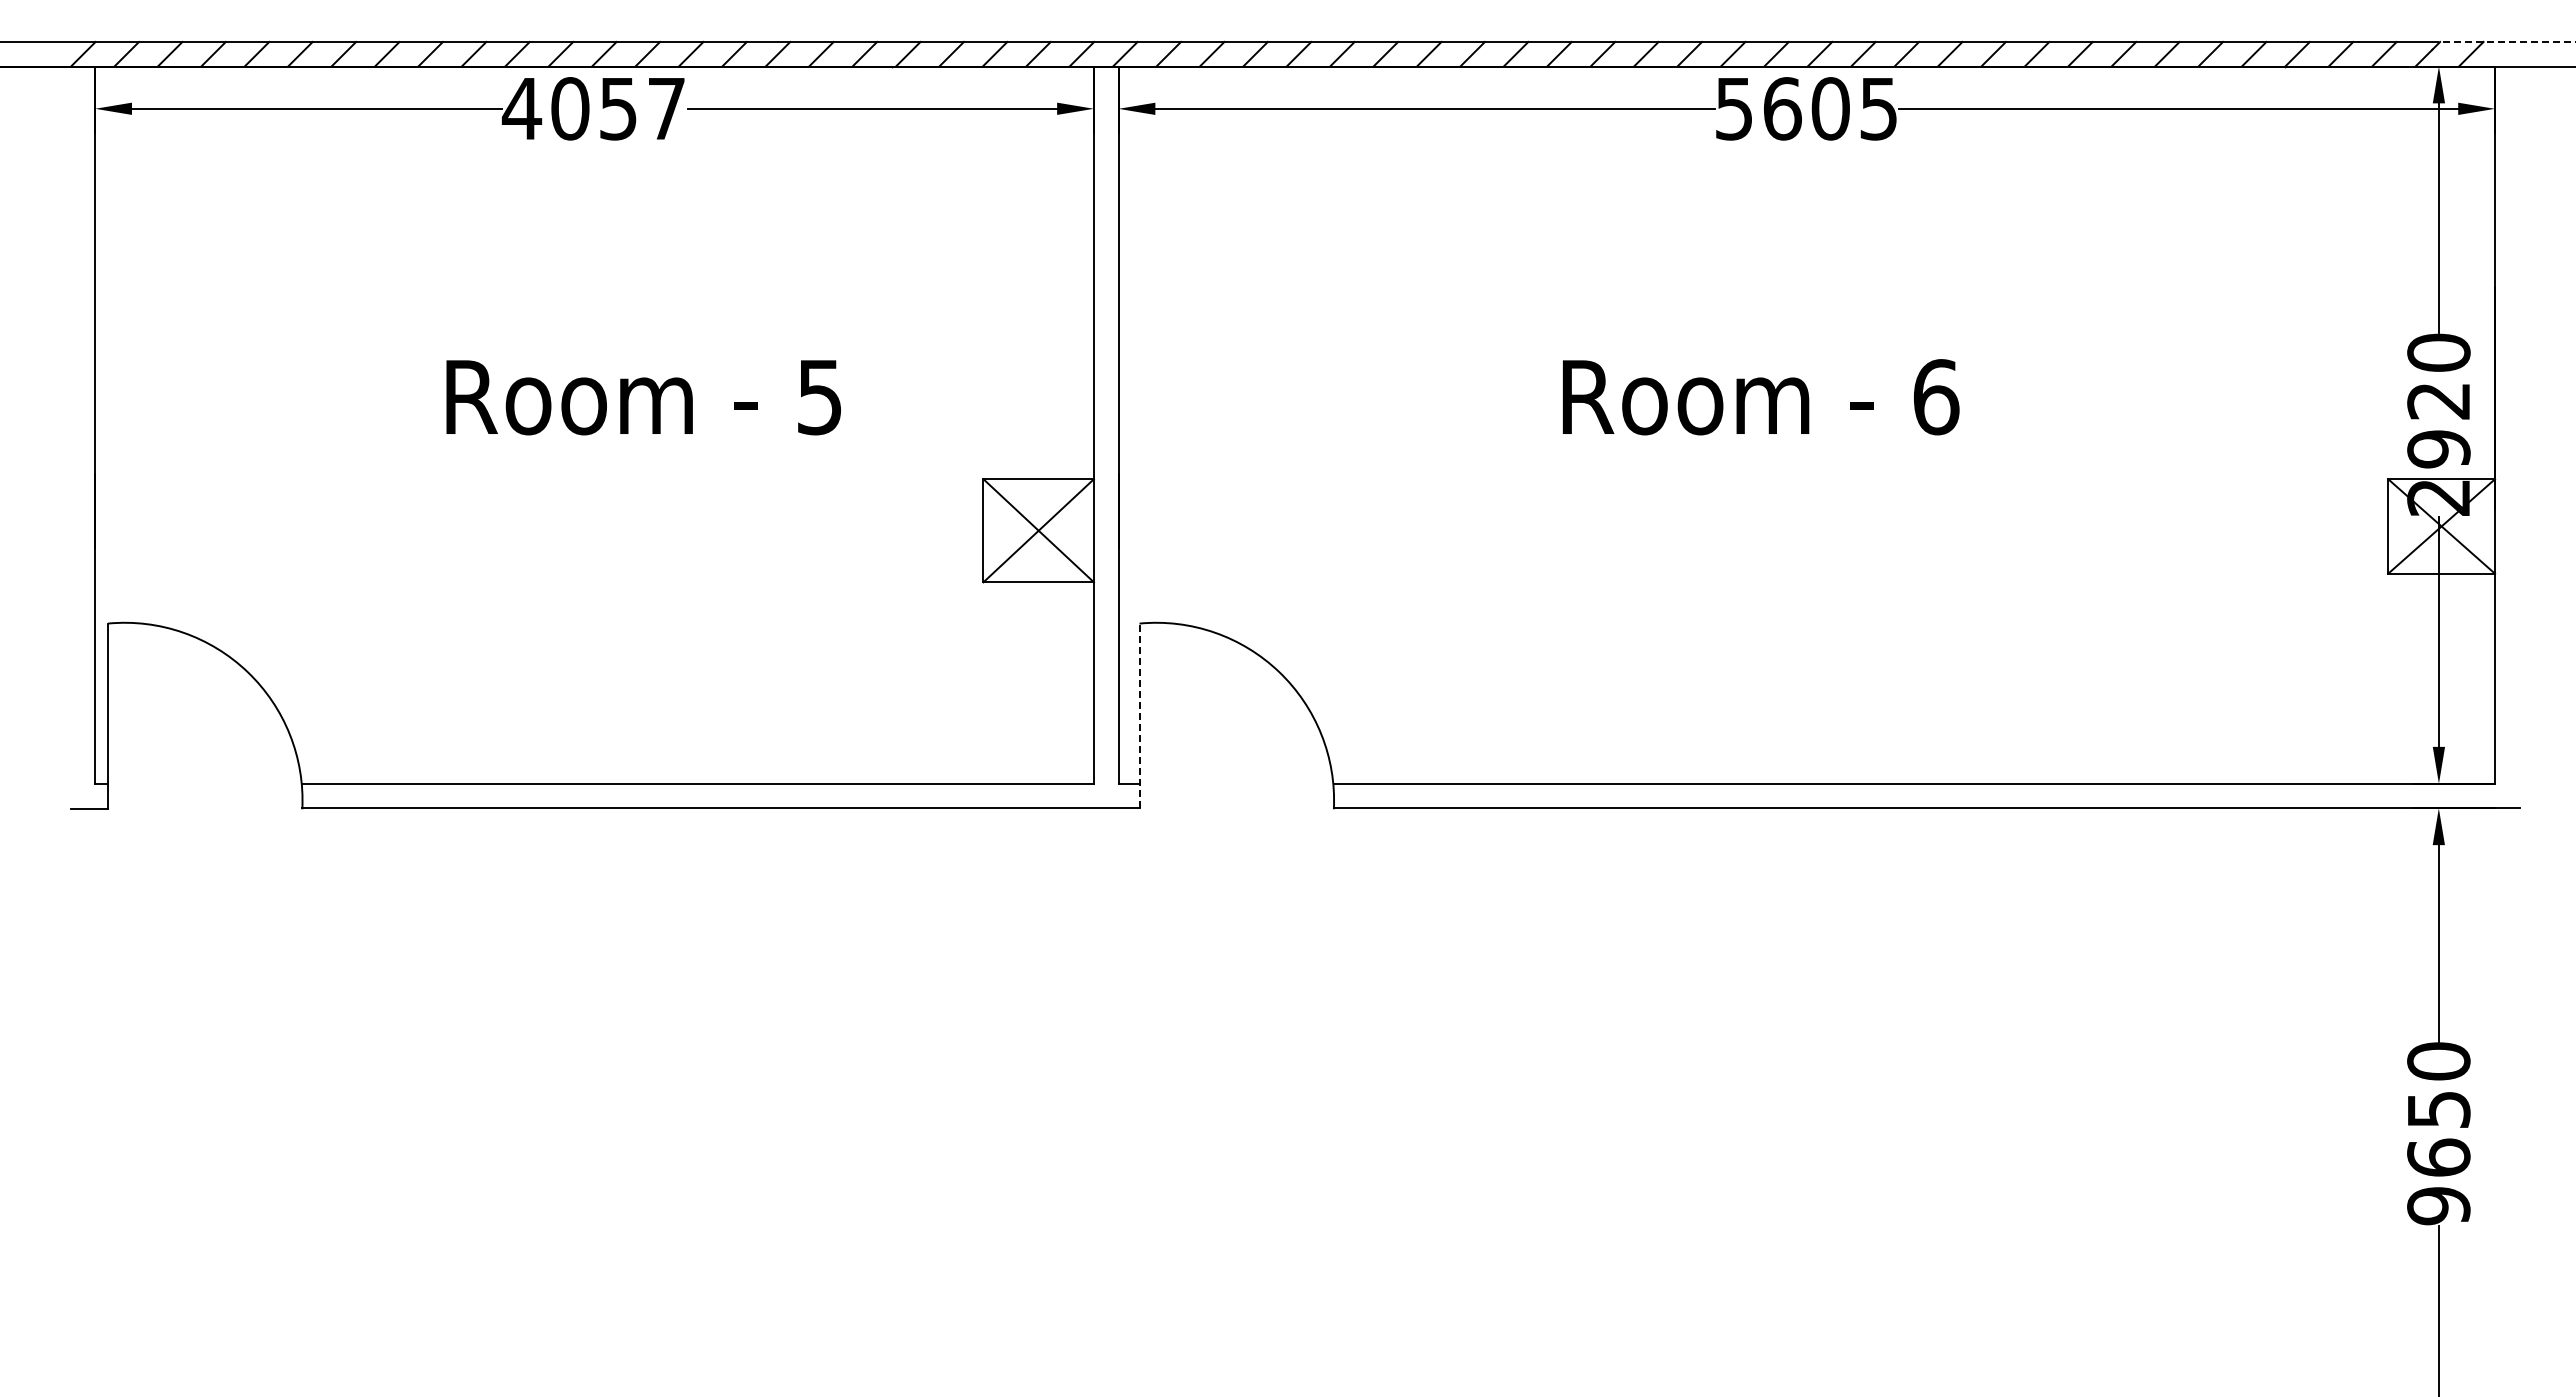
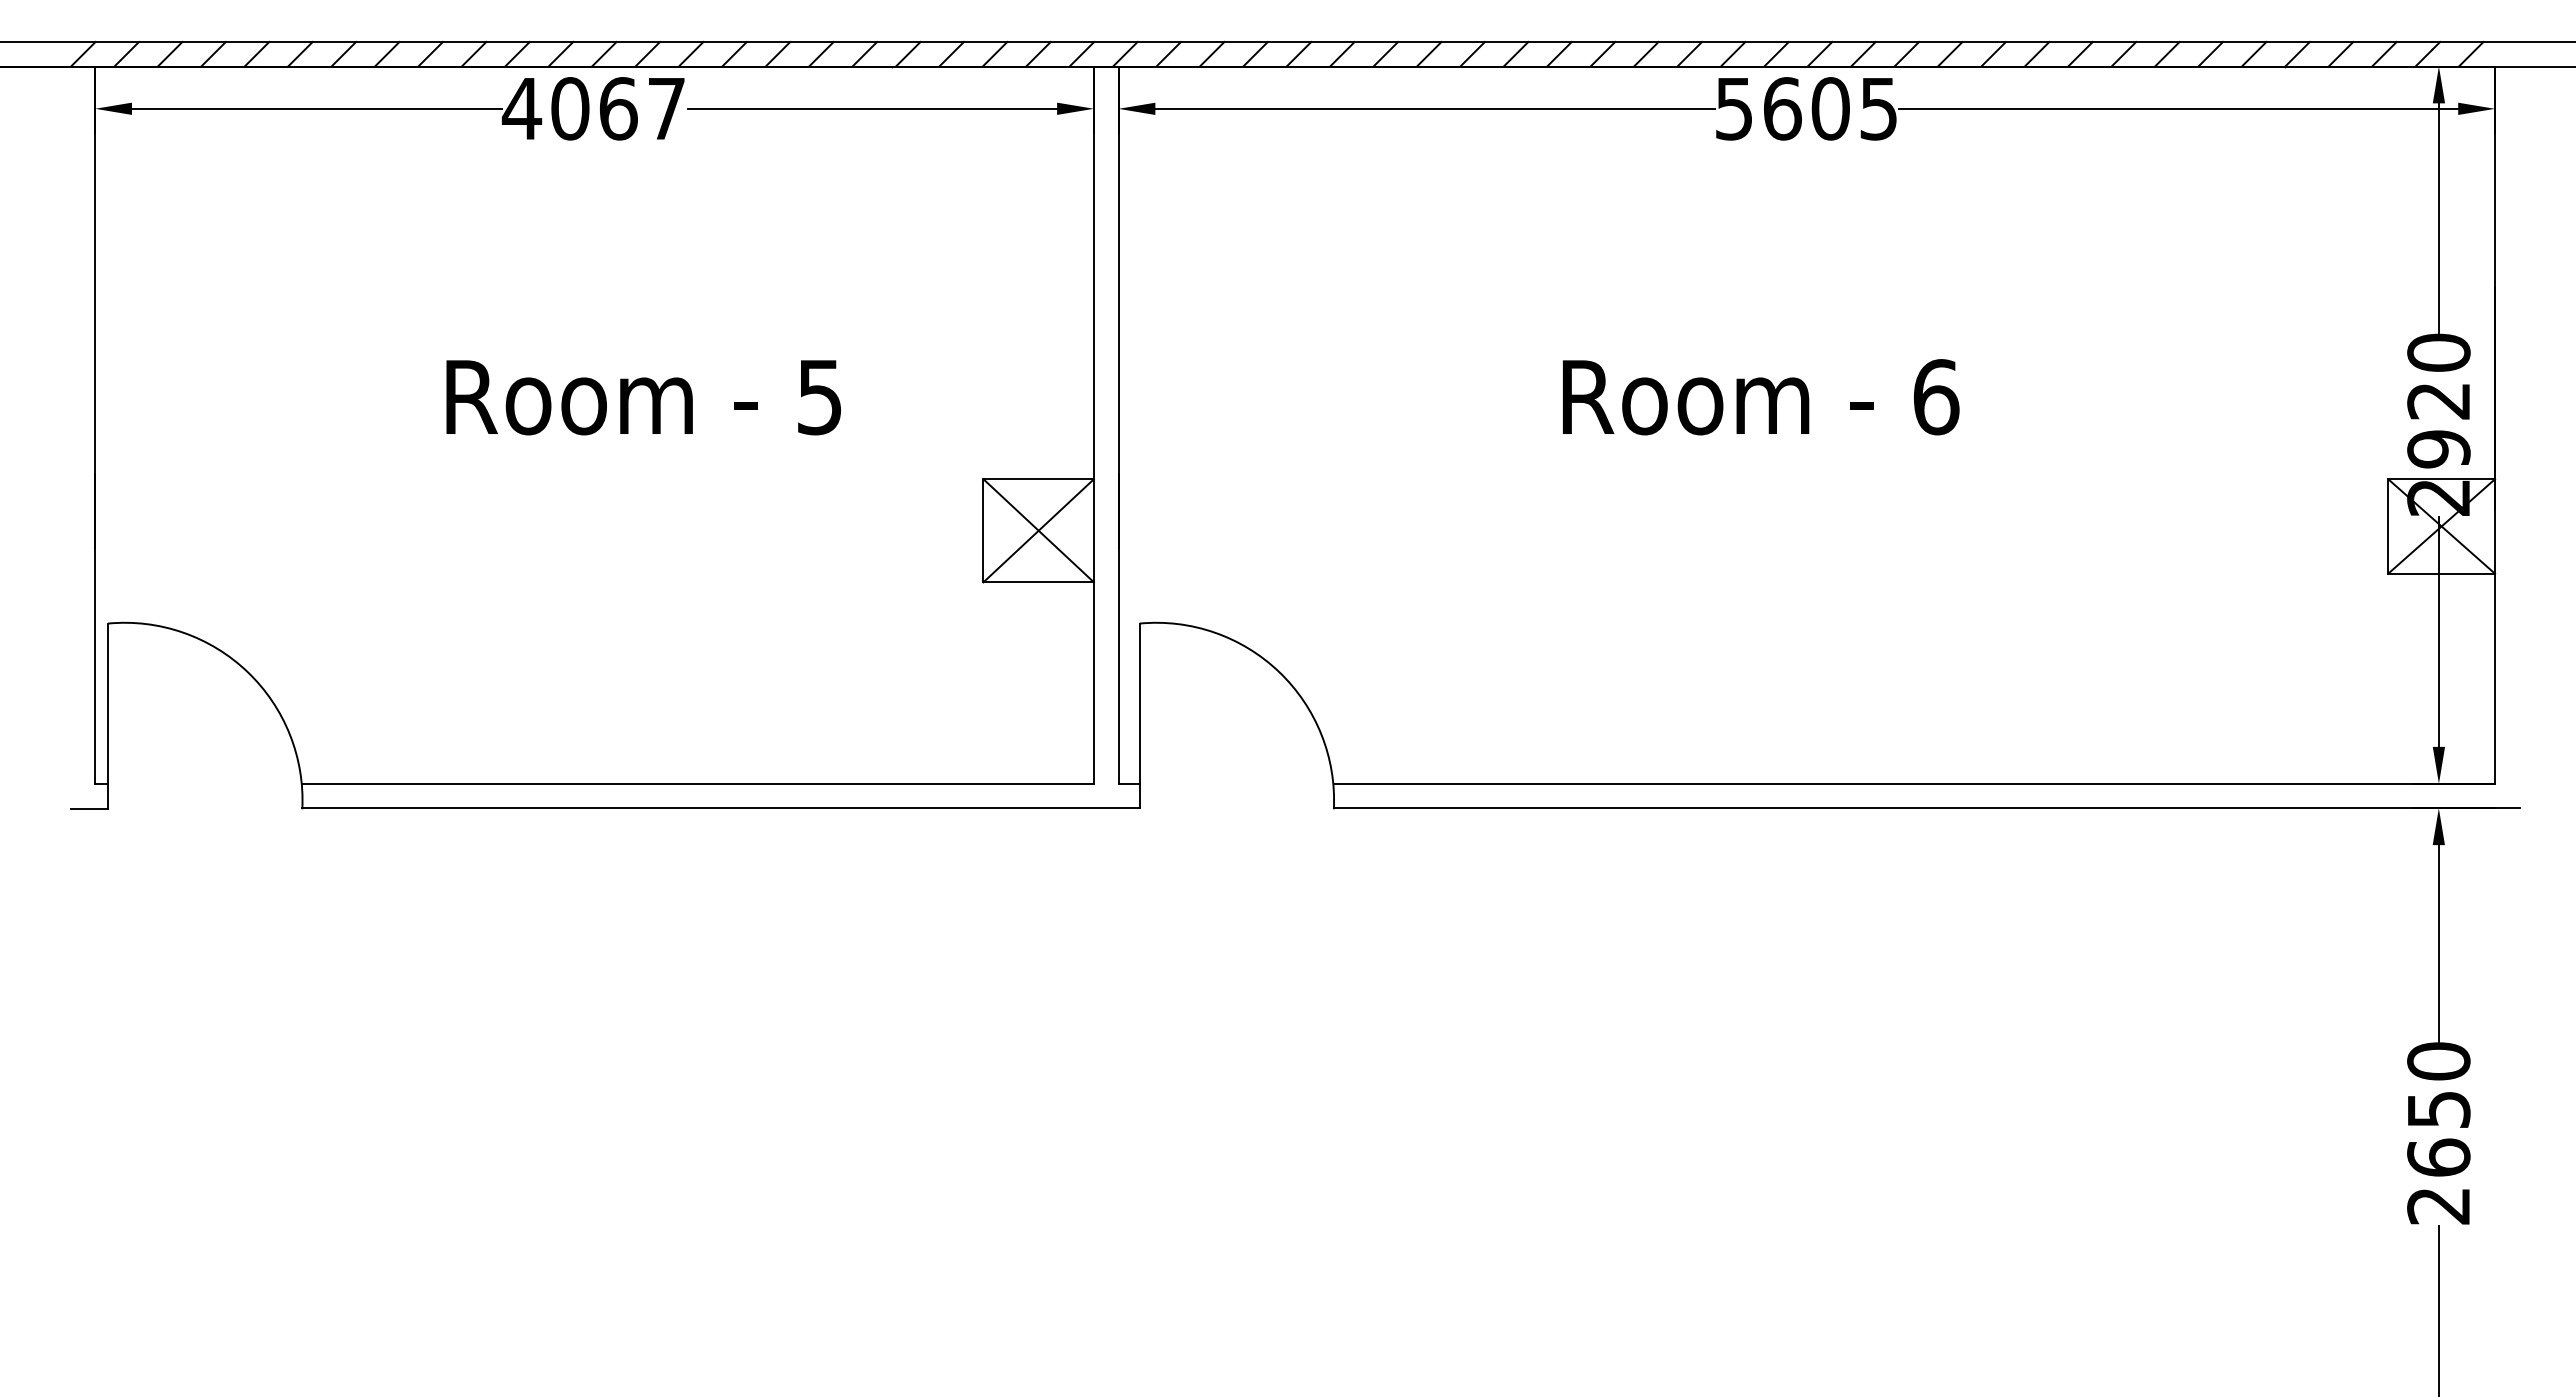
line: dashed -> solid (2503, 41)
text: 4057 -> 4067 (618, 108)
line: dashed -> solid (1139, 715)
text: 9650 -> 2650 (2438, 1206)
